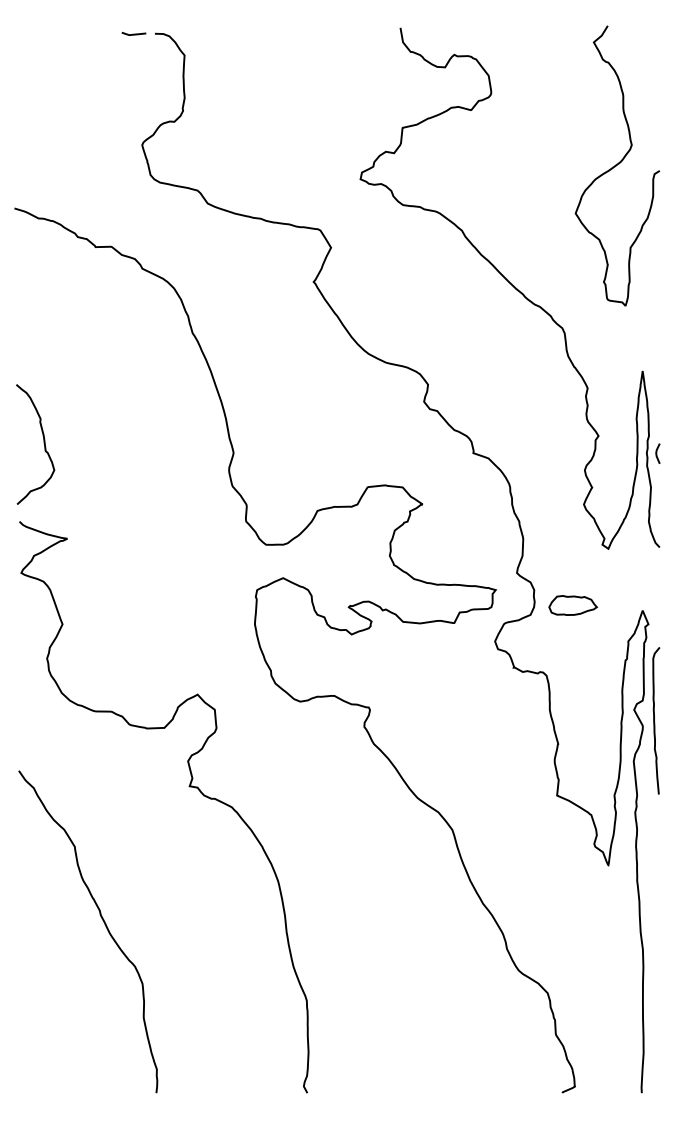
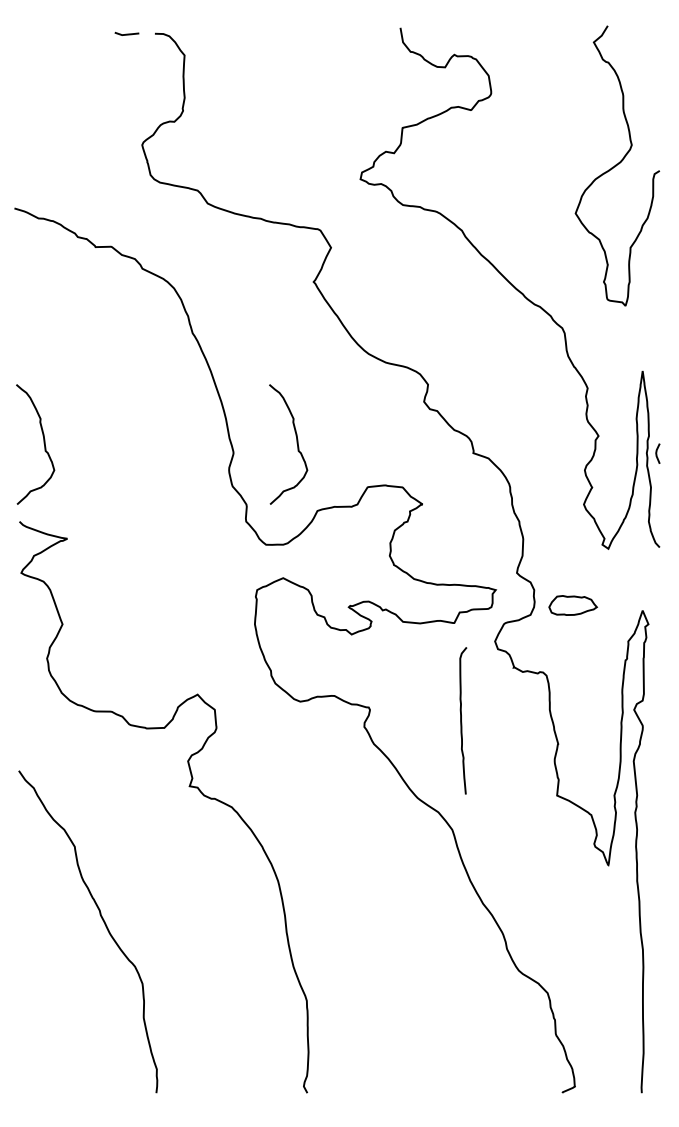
line position: (133, 33) -> (126, 33) (126, 33)
curve: none -> present (296, 443)
curve position: (654, 720) -> (461, 720) (461, 720)
